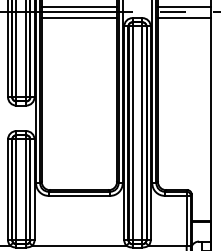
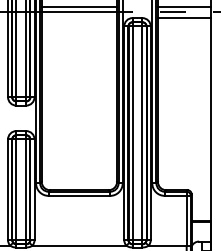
line: present -> none (79, 17)
